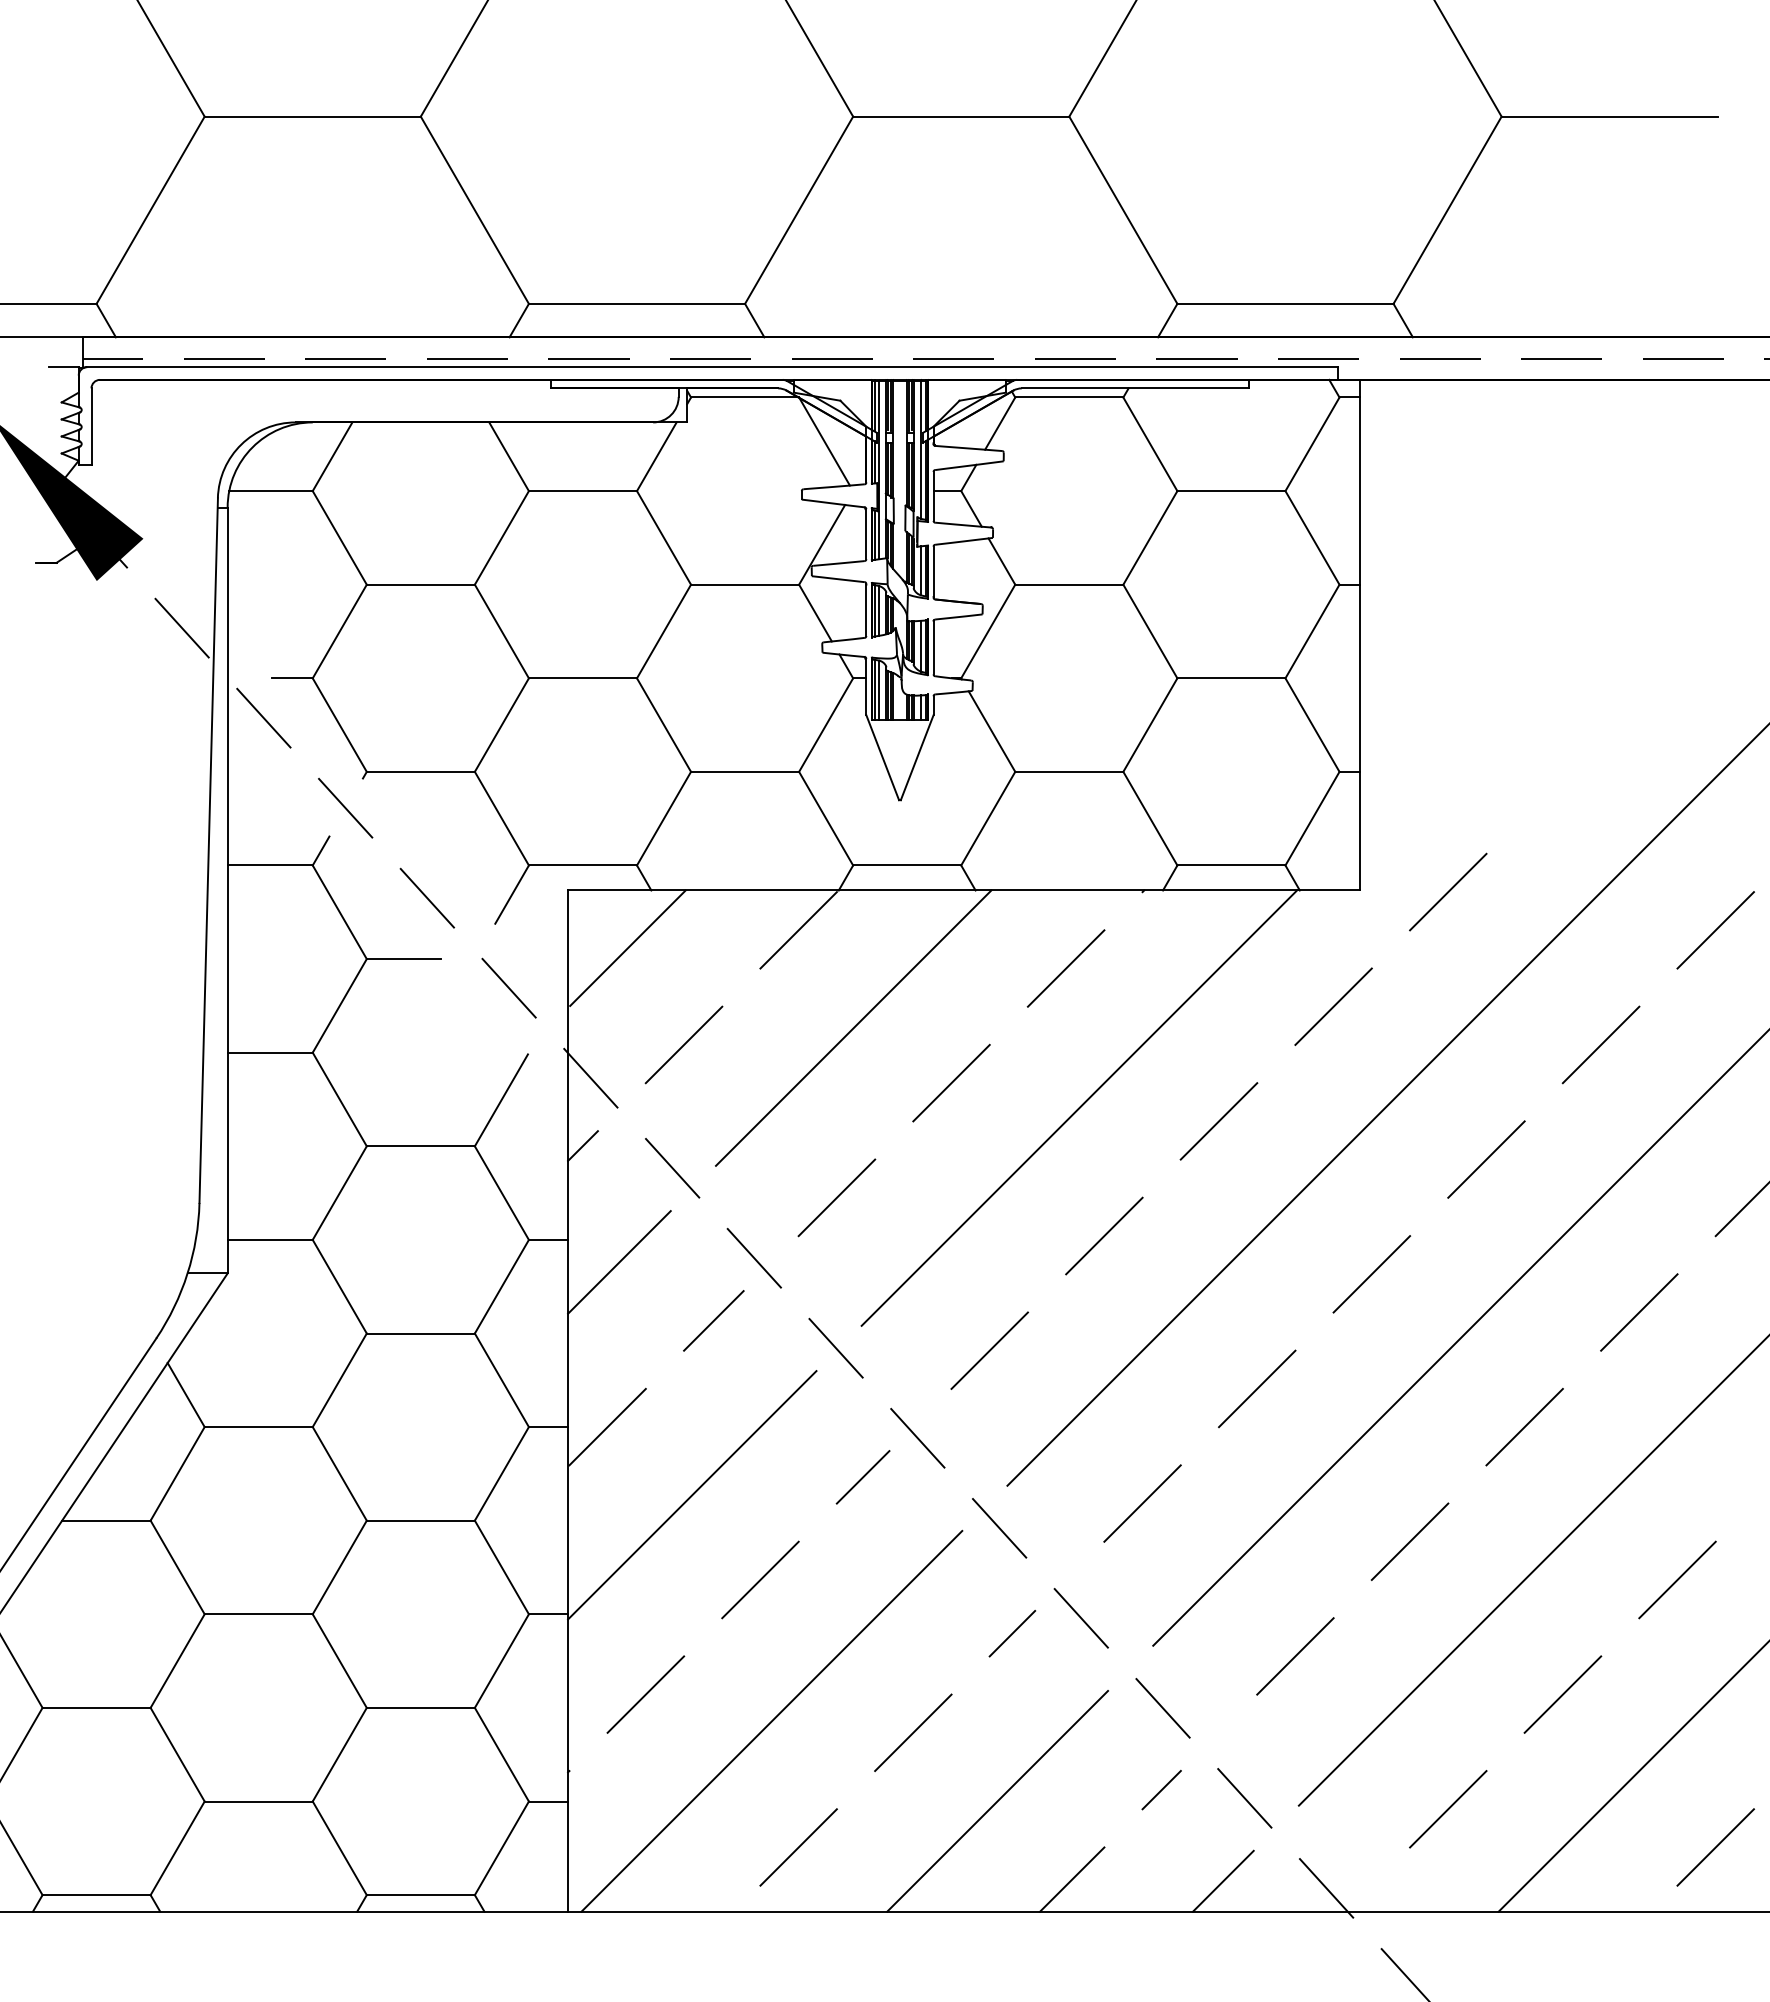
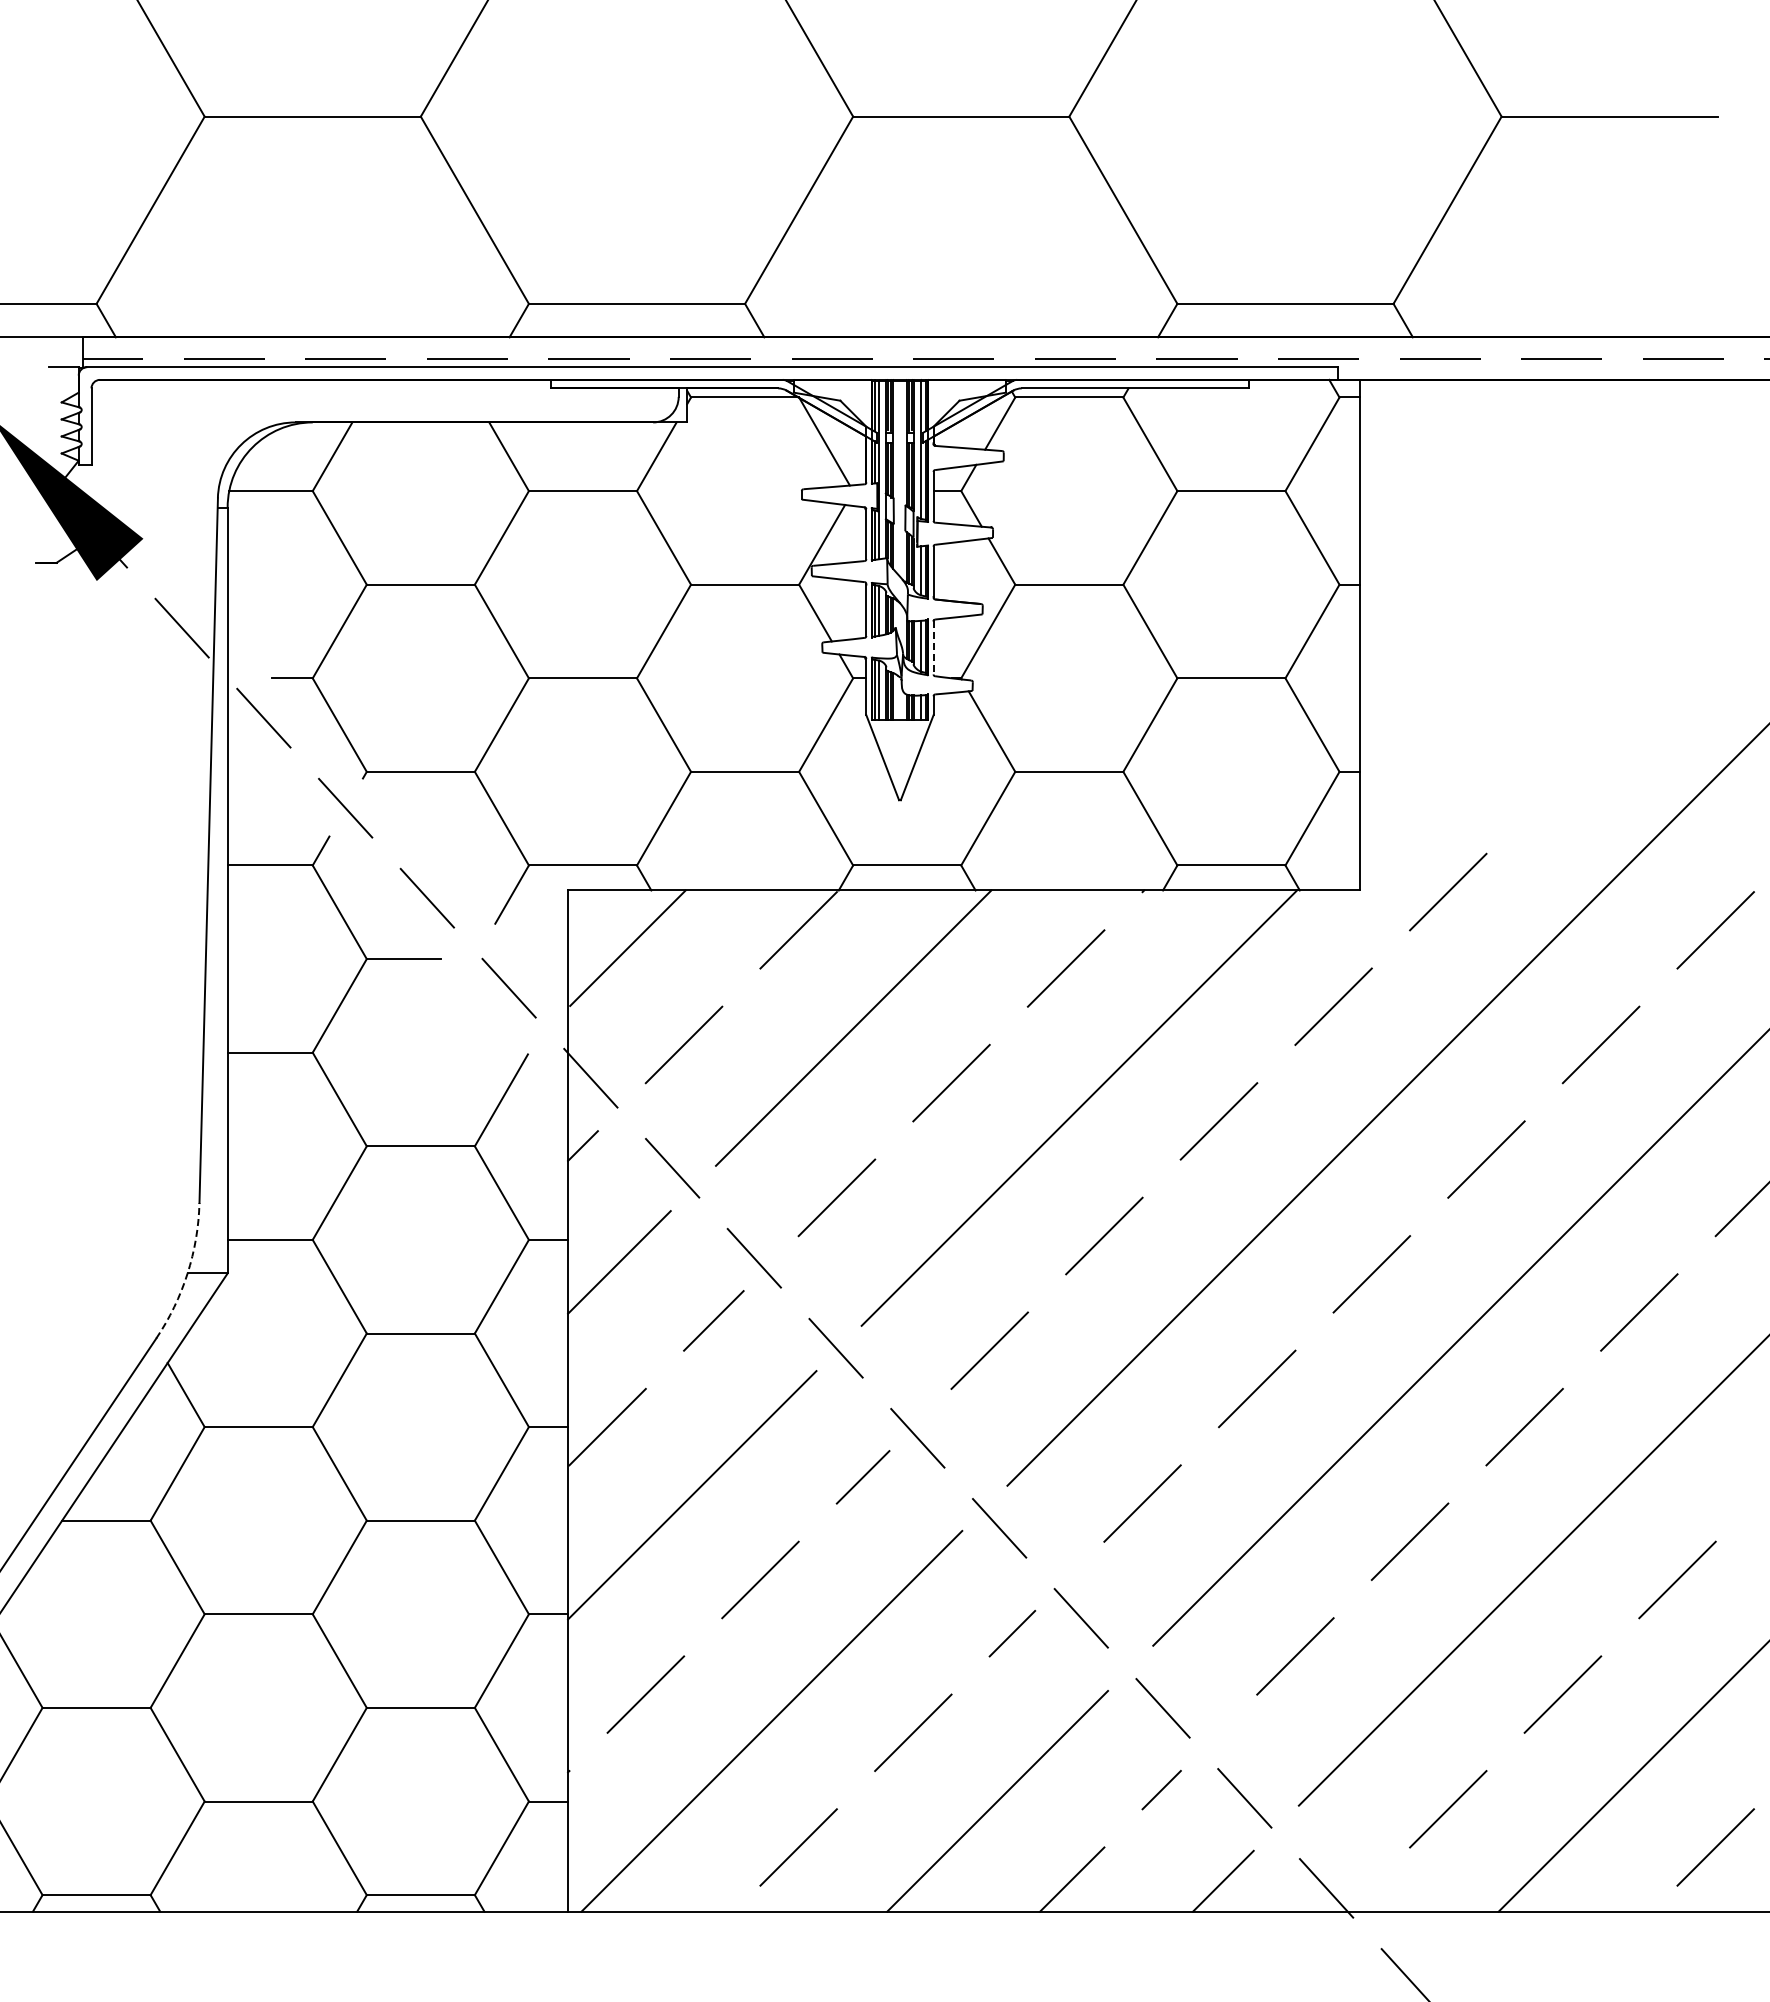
line: solid -> dashed (933, 647)
arc: solid -> dashed (187, 1273)
